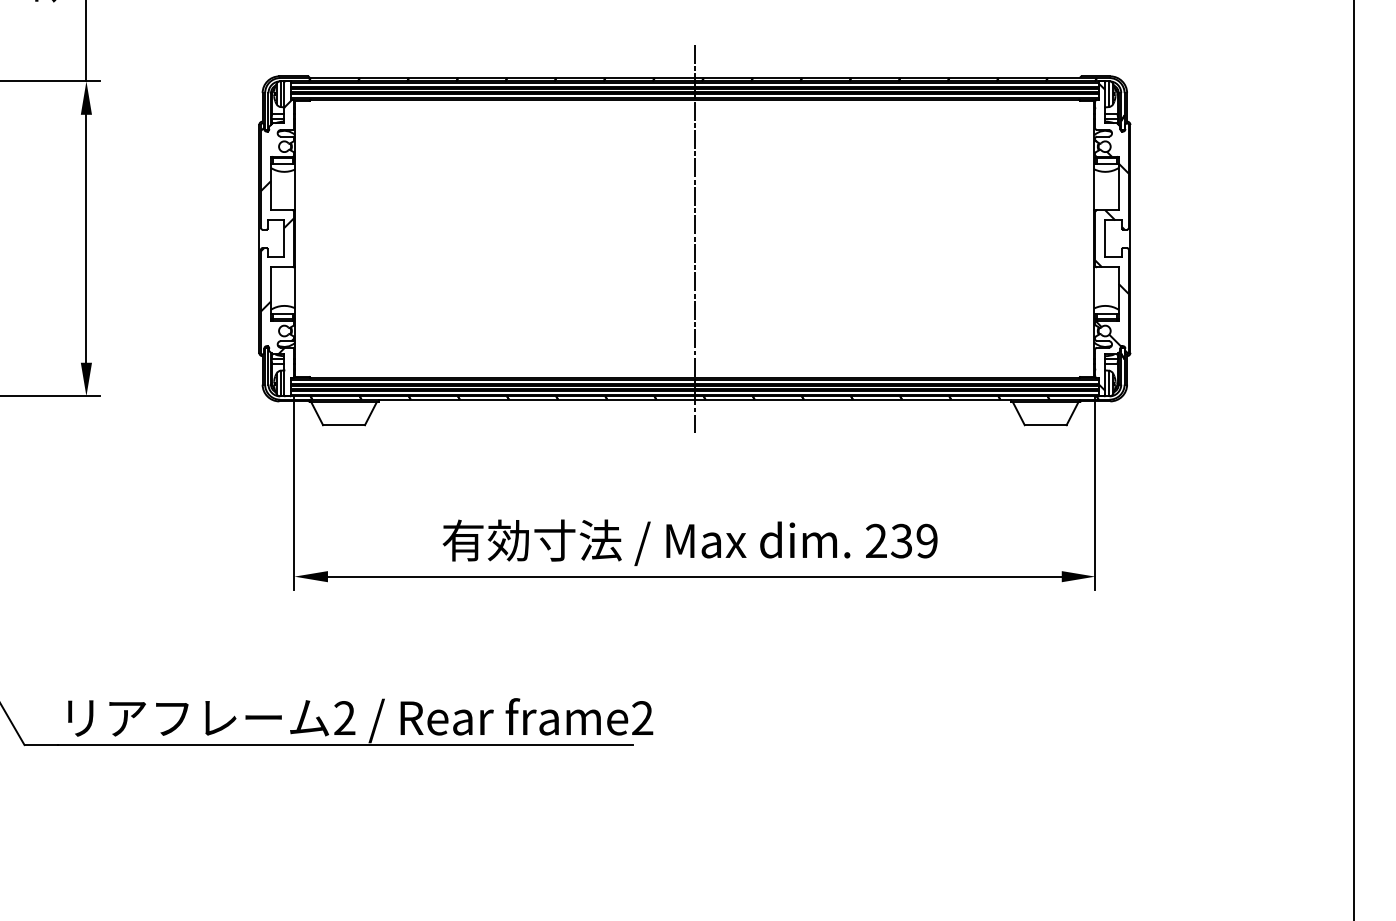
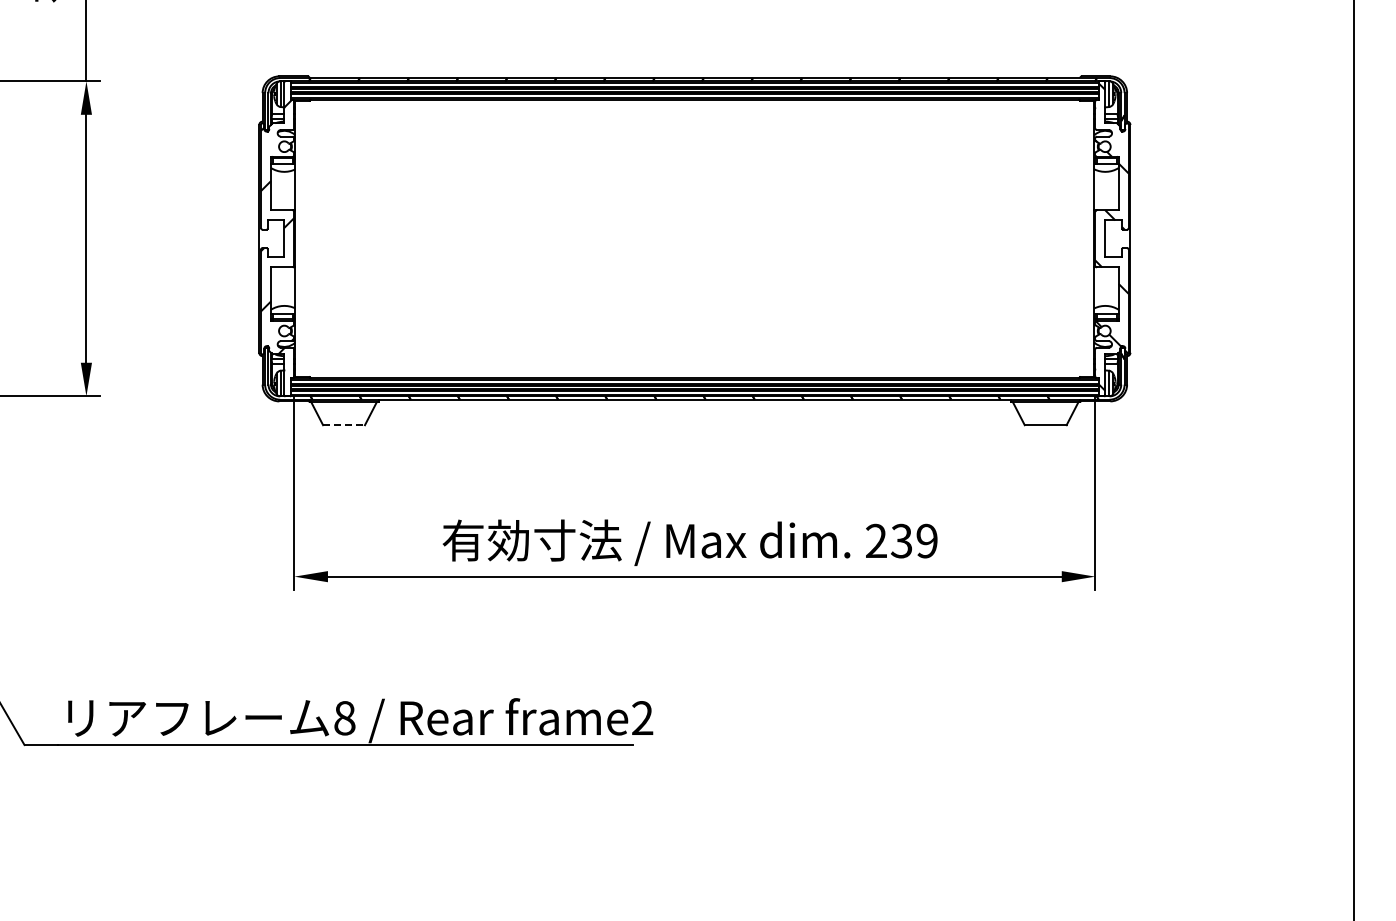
line: present -> none (694, 238)
line: solid -> dashed (344, 425)
text: 2 -> 8 (344, 718)
